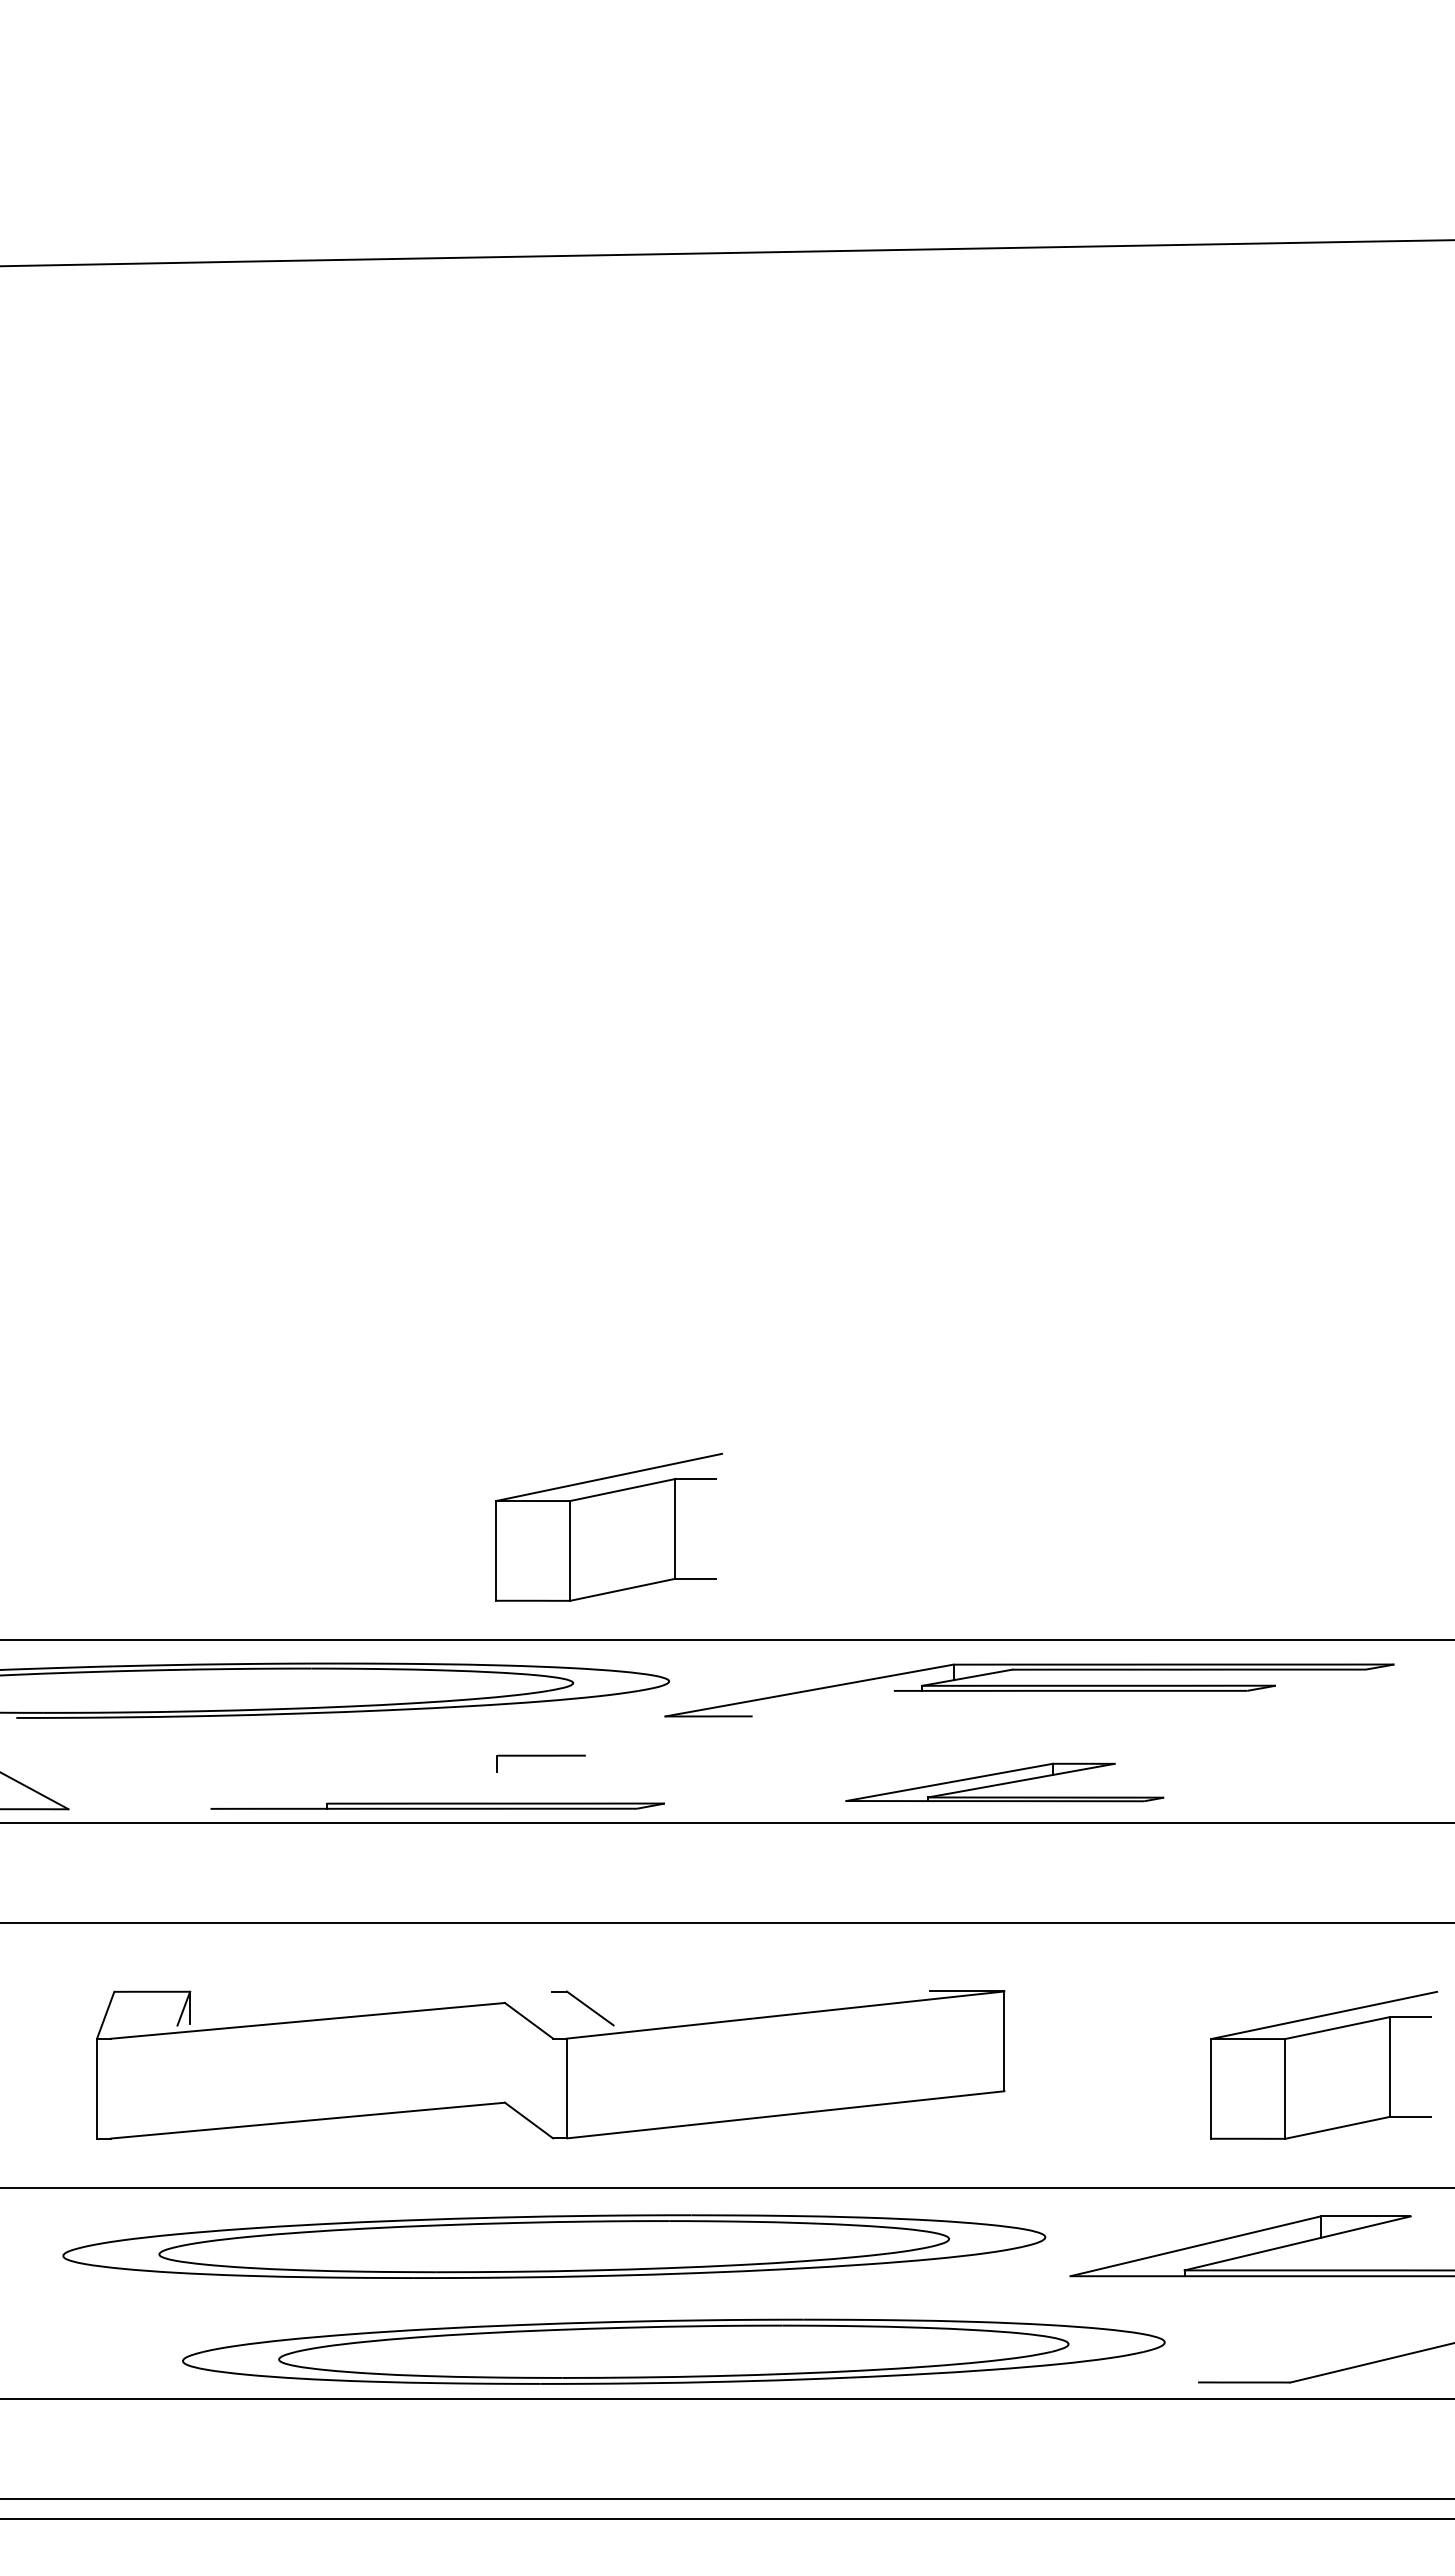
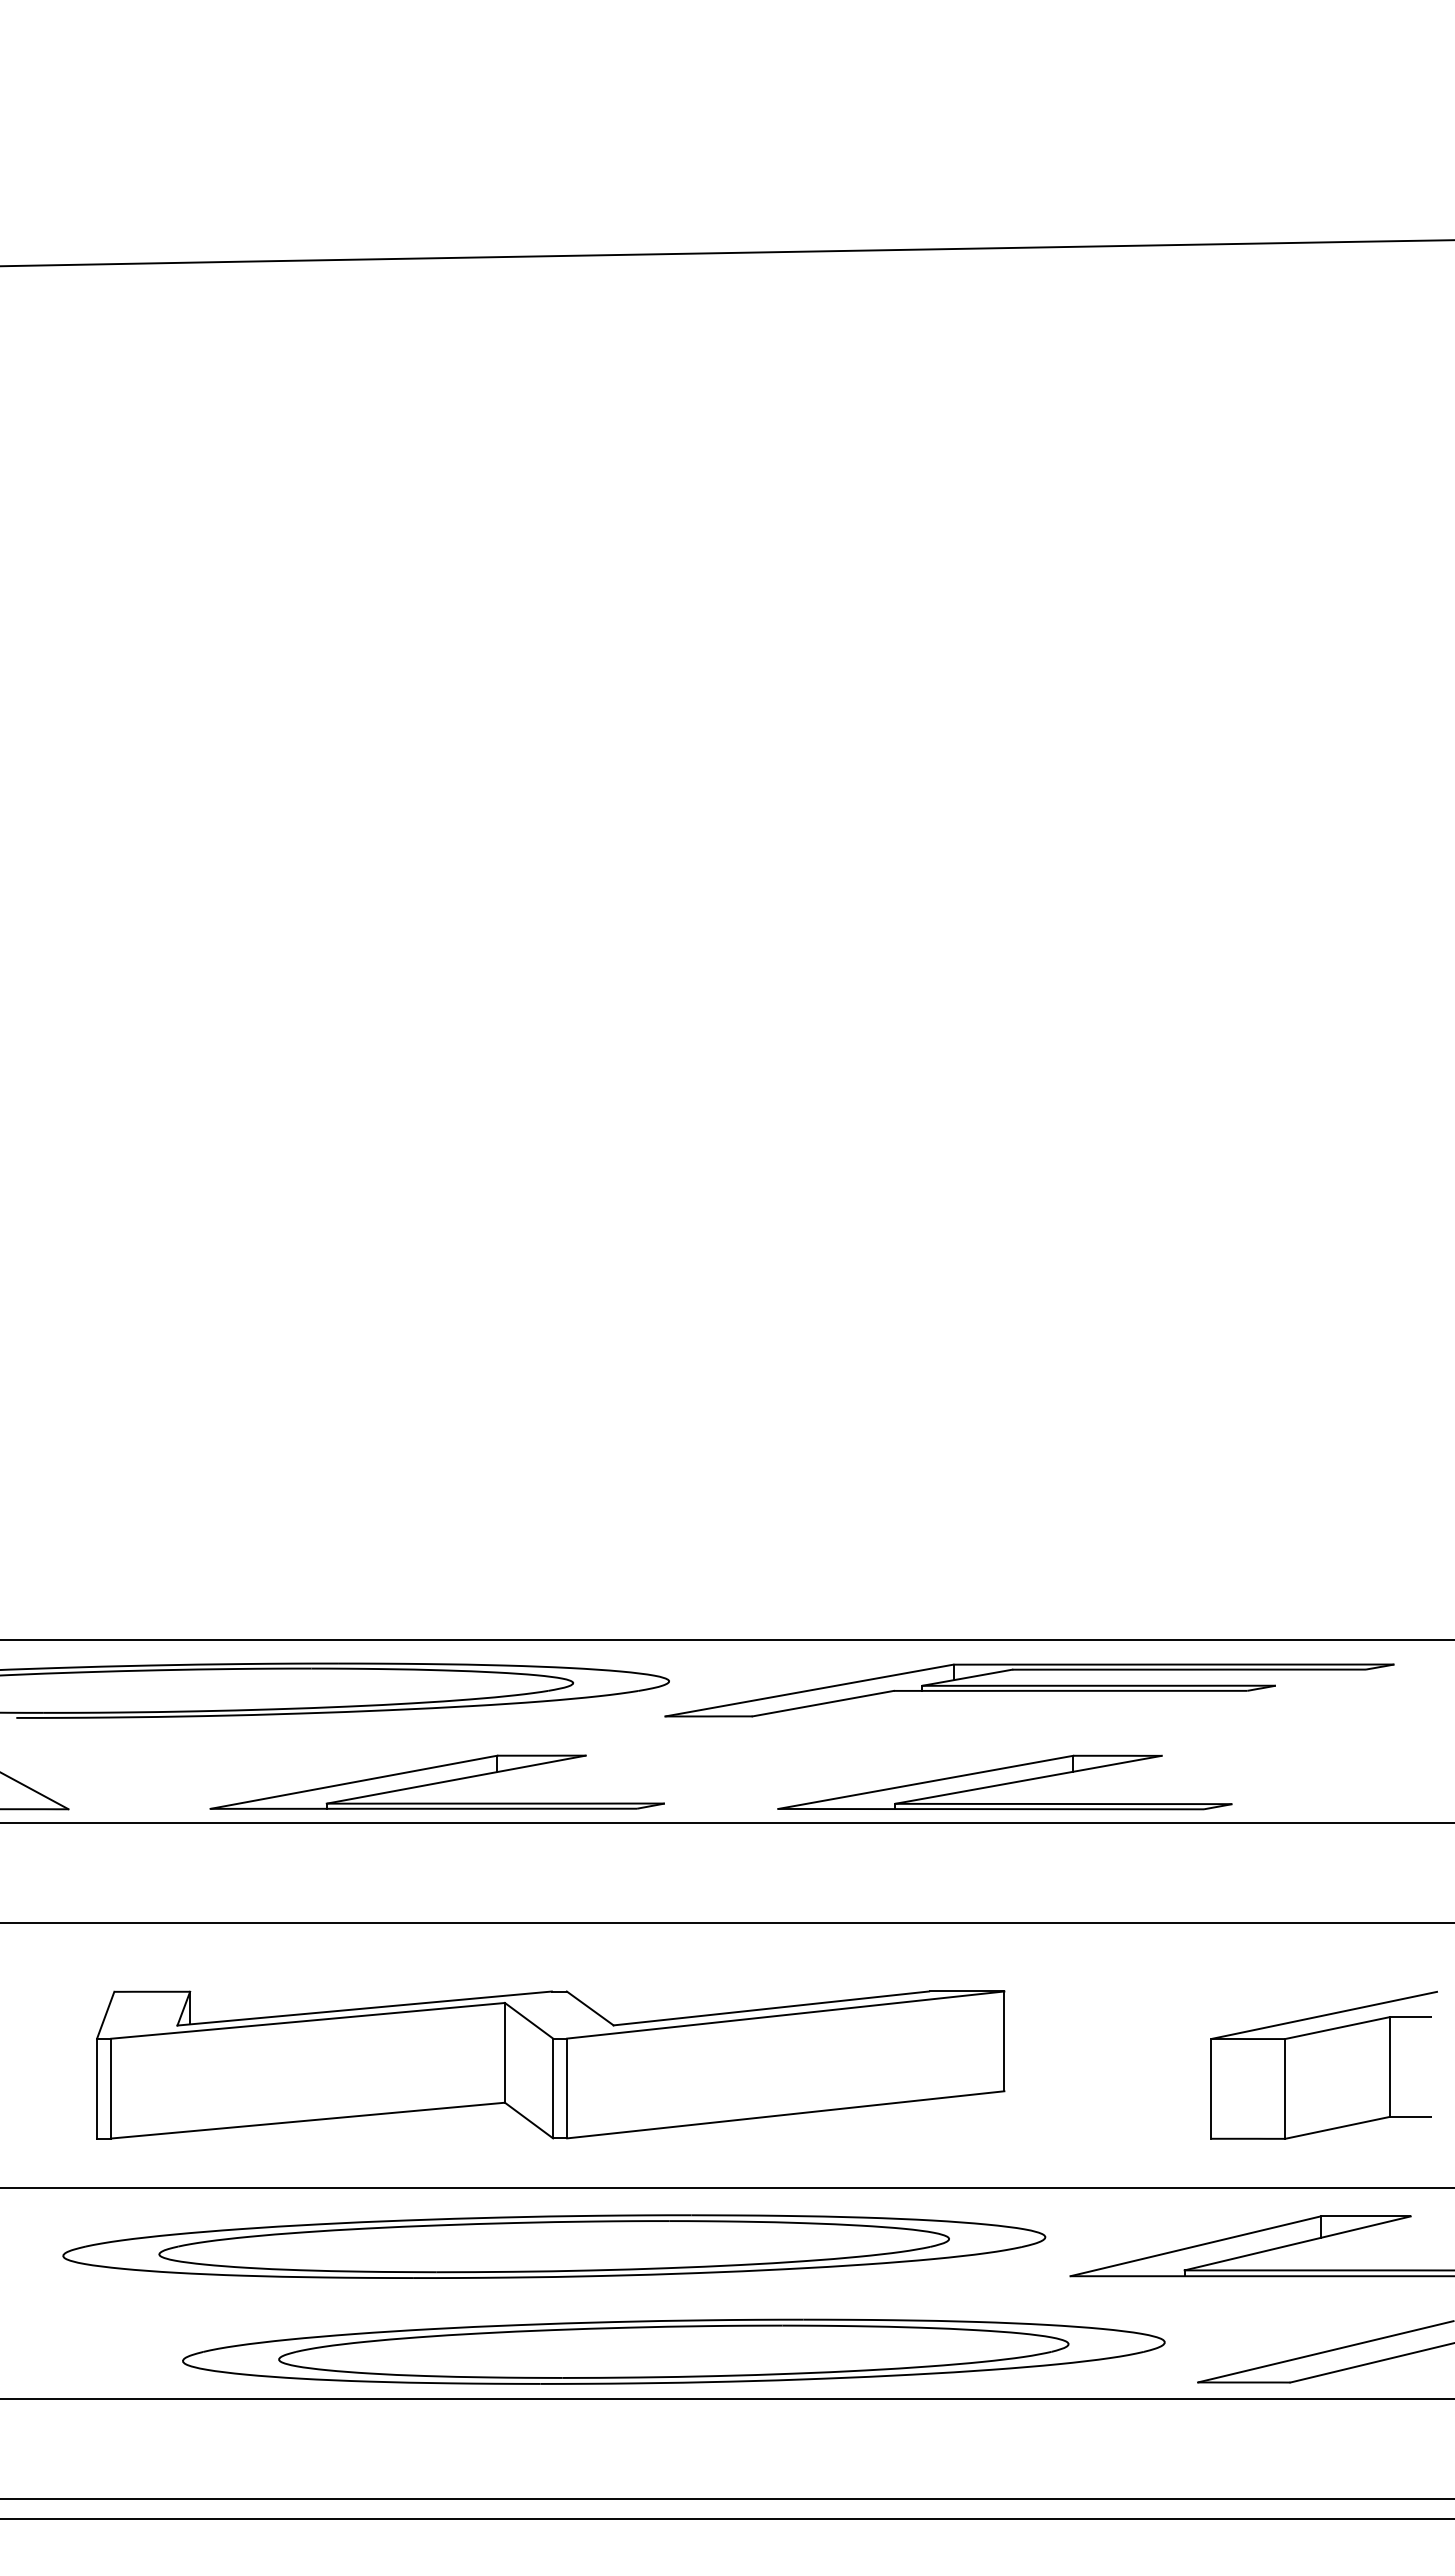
part: present -> none (608, 1526)
line: none -> present (822, 1703)
line: none -> present (455, 1779)
line: none -> present (353, 1781)
part size: 320x41 px -> 456x57 px (1004, 1782)
line: none -> present (364, 2008)
line: none -> present (771, 2008)
line: none -> present (504, 2052)
line: none -> present (111, 2088)
line: none -> present (553, 2088)
line: none -> present (1324, 2351)
